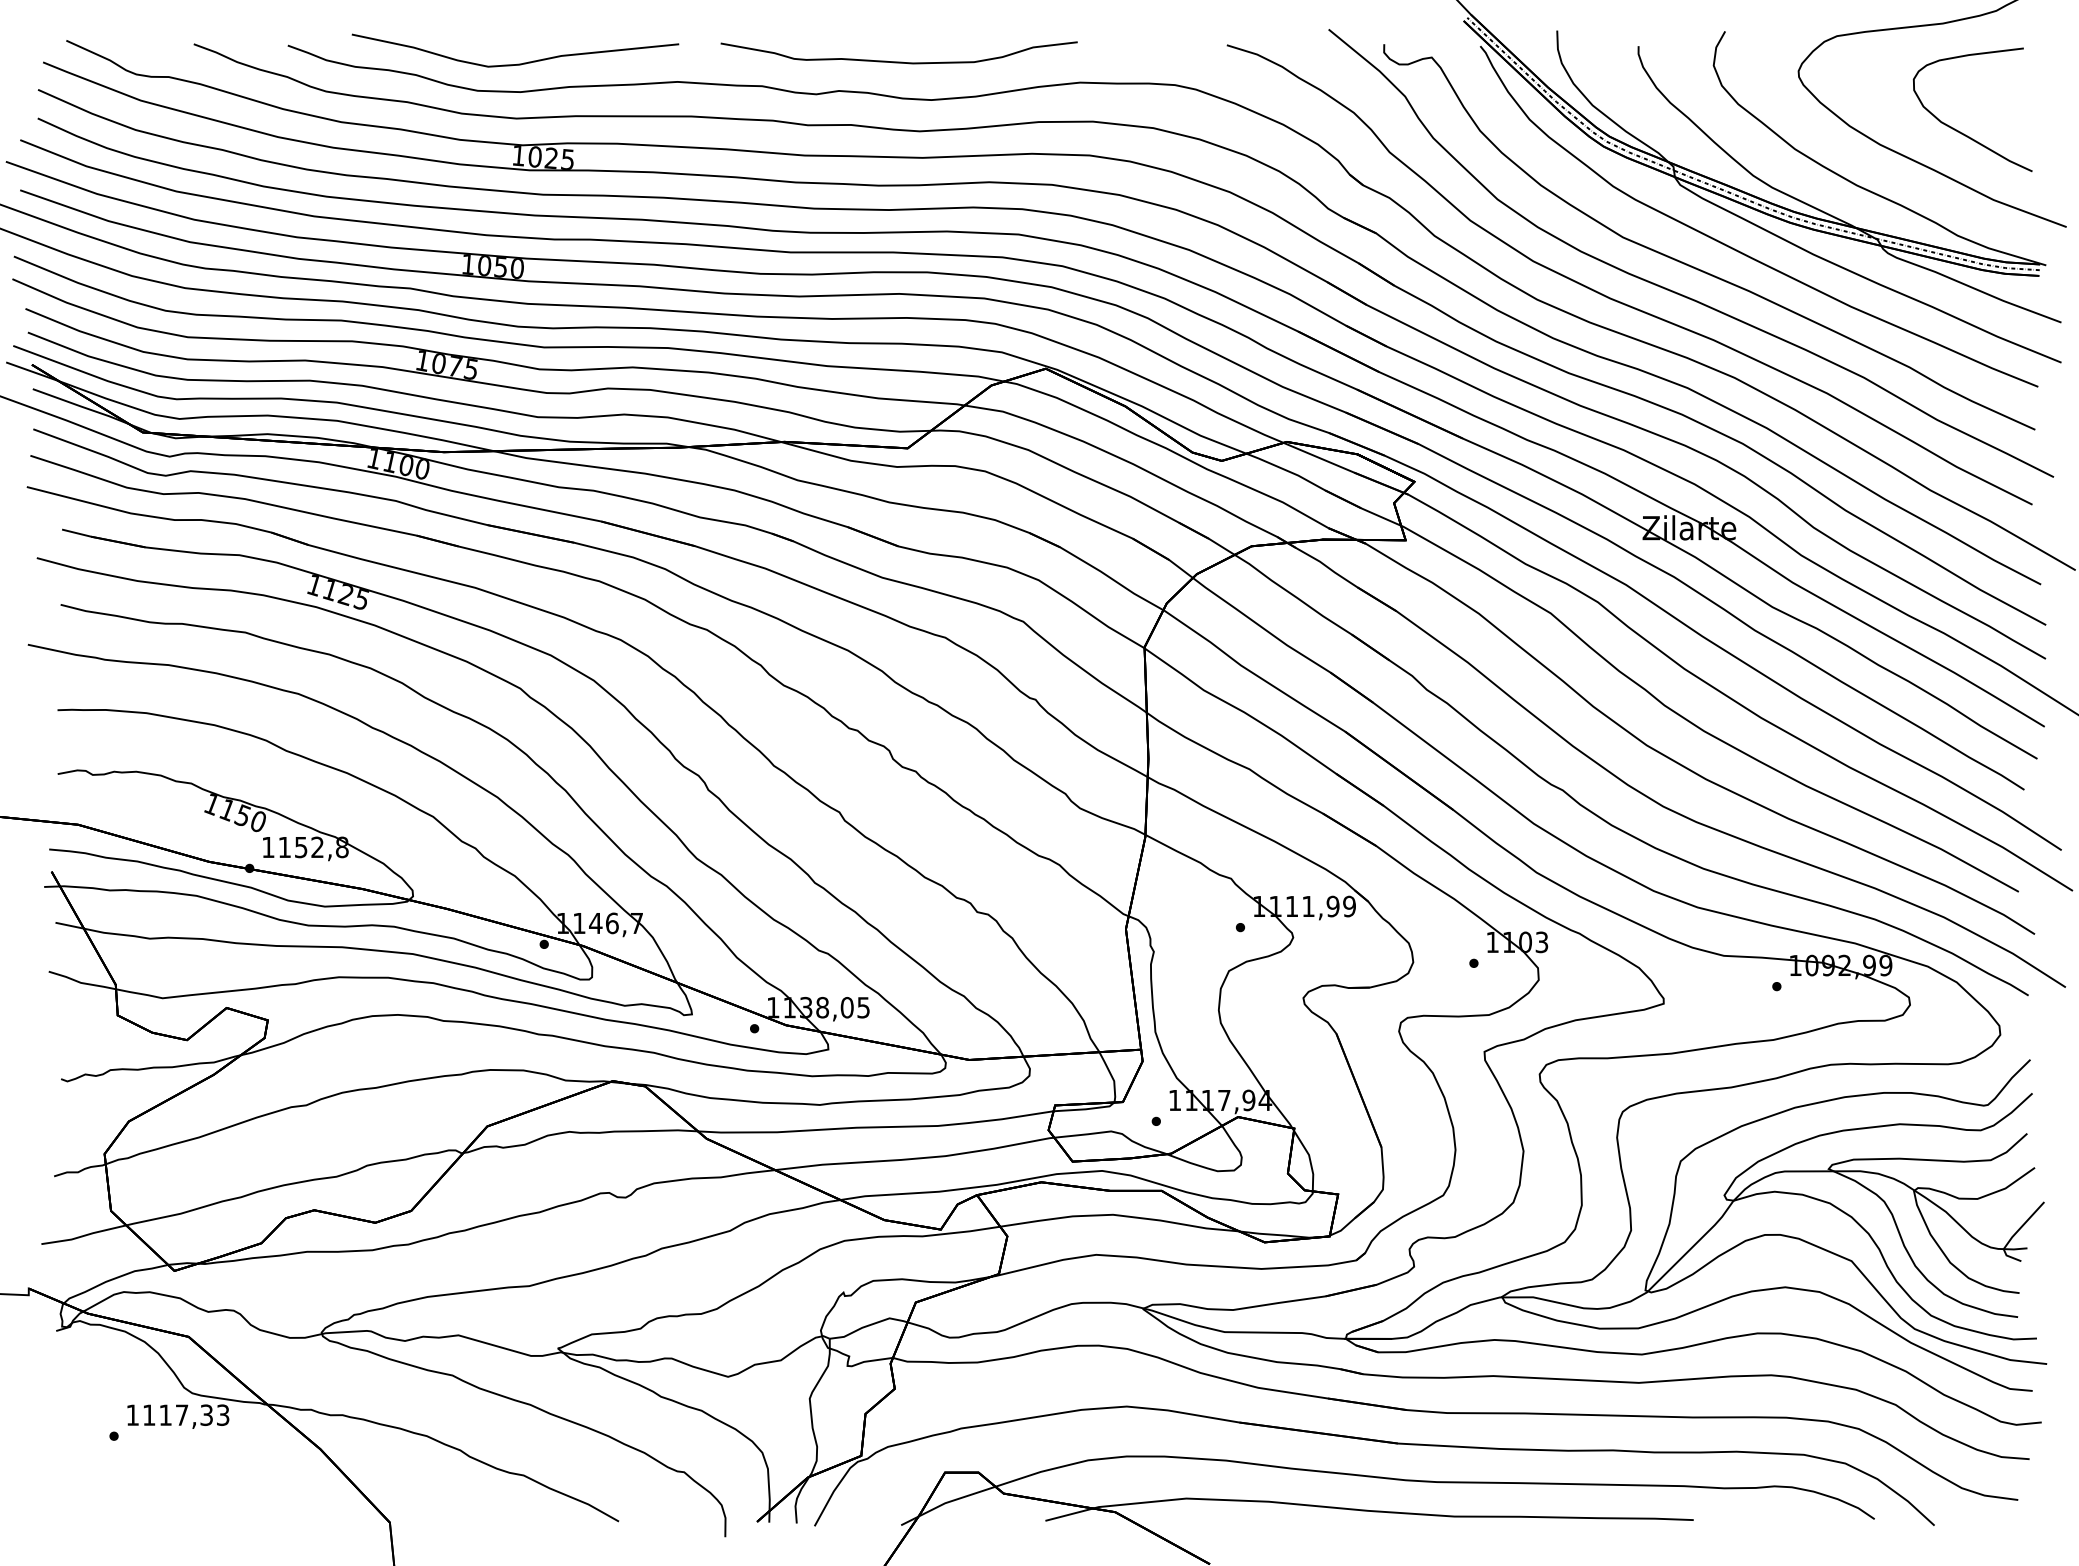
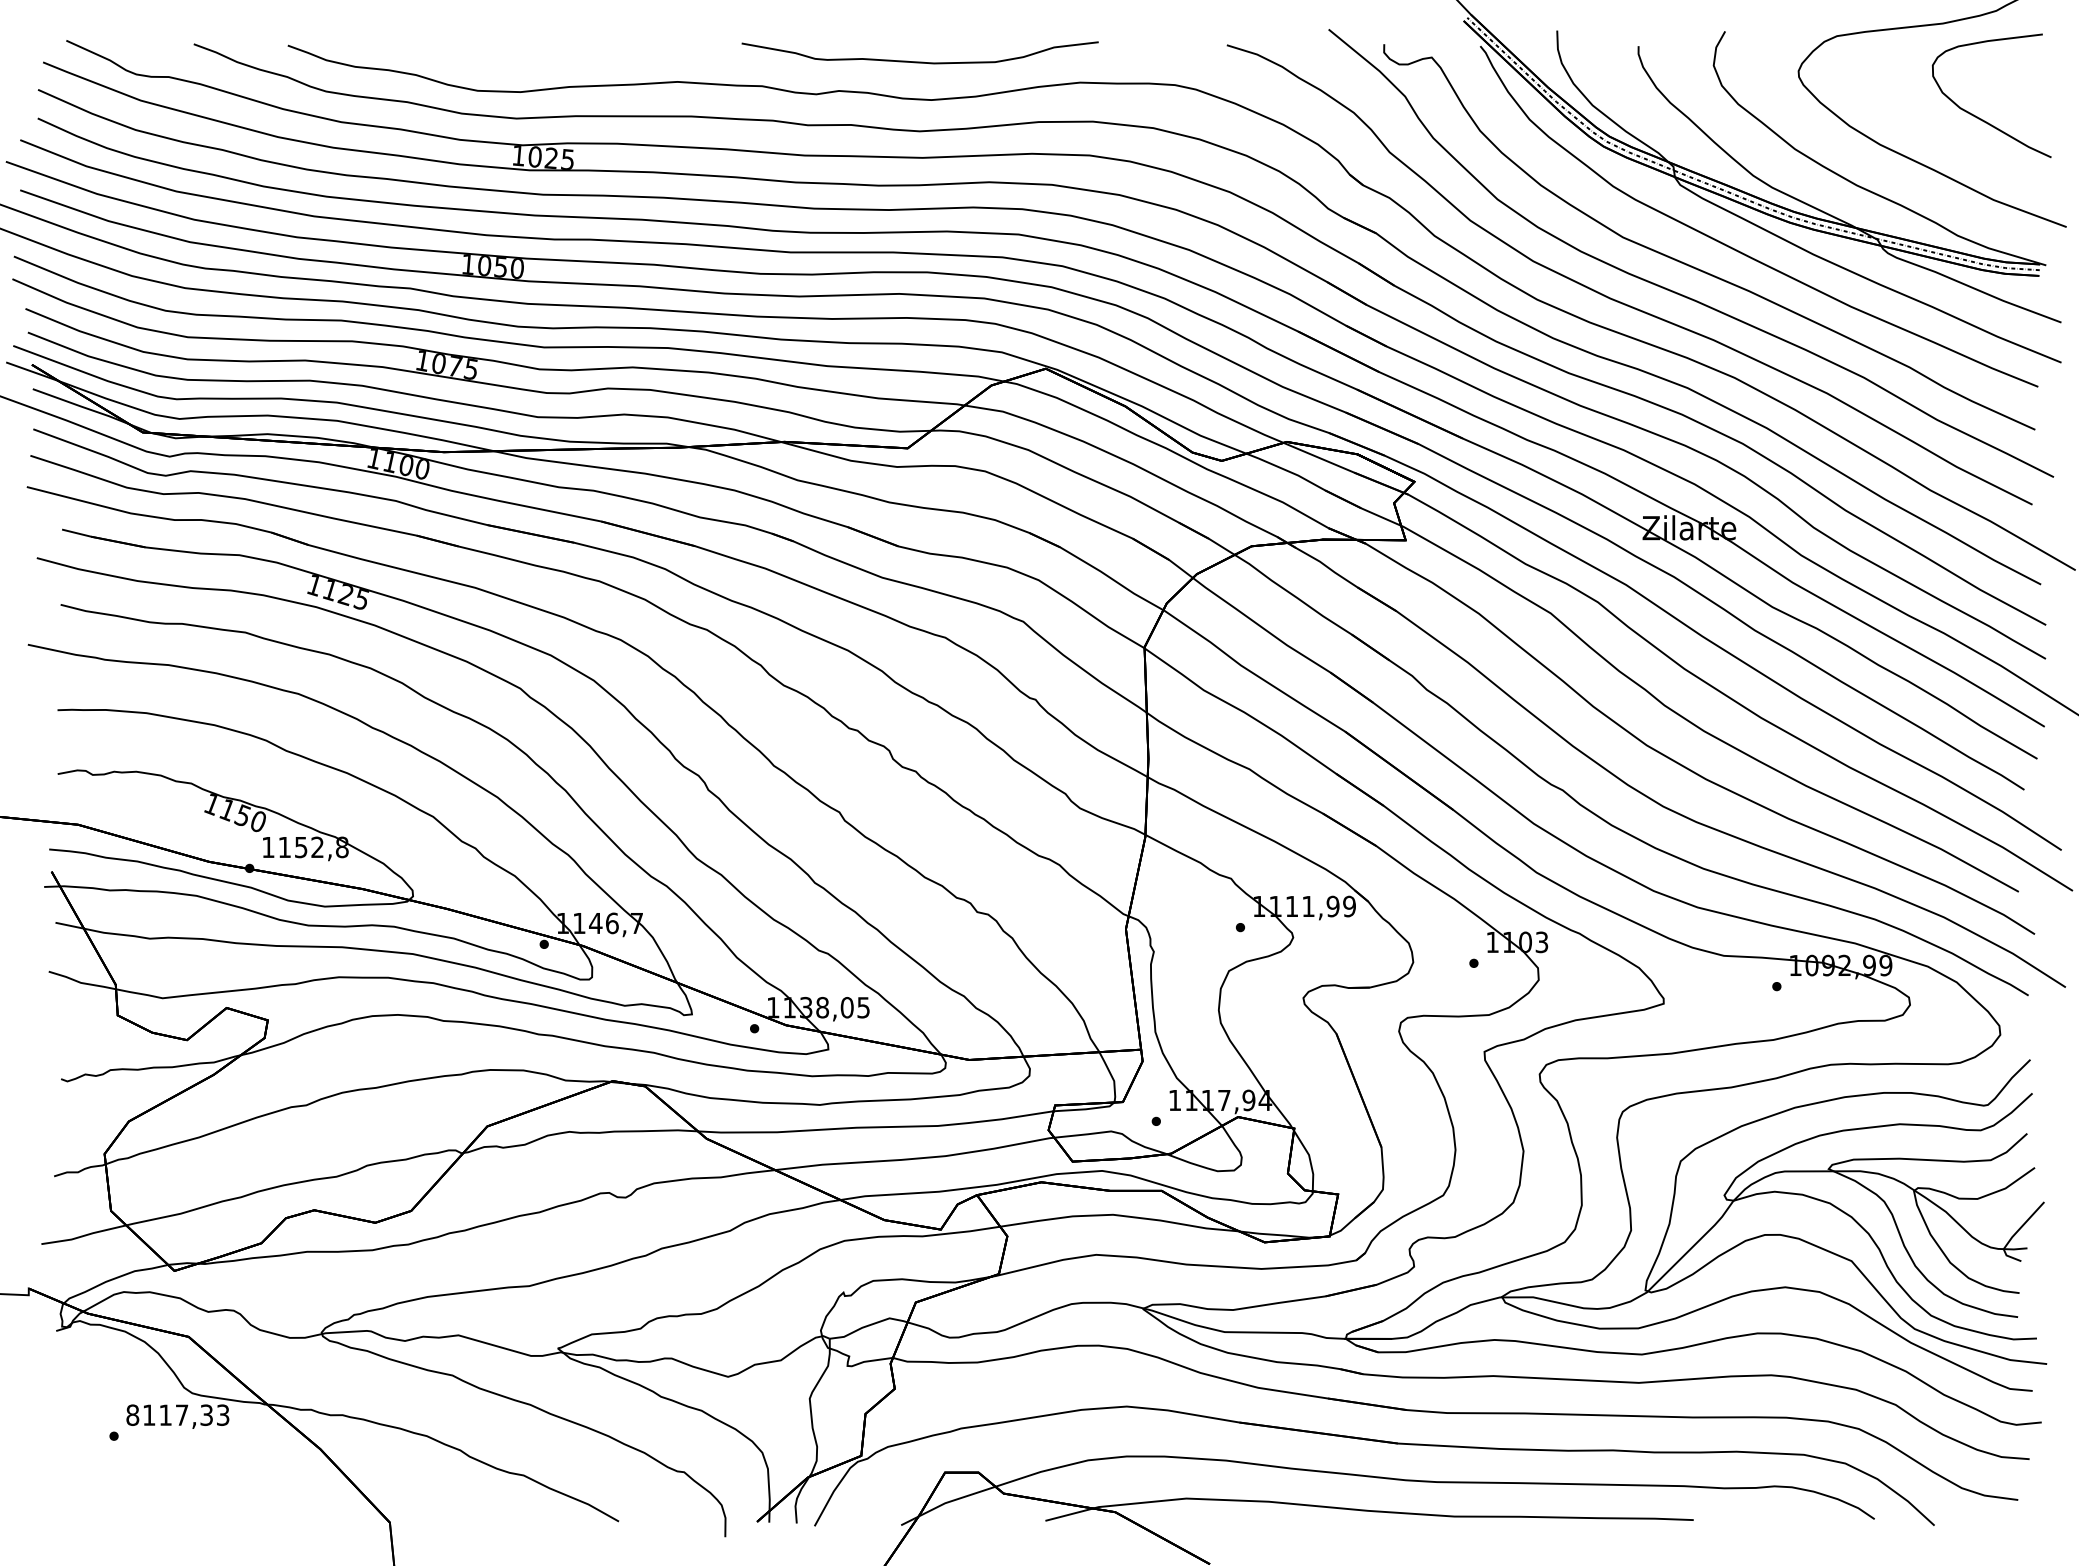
curve position: (898, 61) -> (919, 61) (919, 61)
curve: present -> none (517, 63)
curve position: (1960, 131) -> (1979, 117) (1979, 117)
text: 1117,33 -> 8117,33 (132, 1414)
